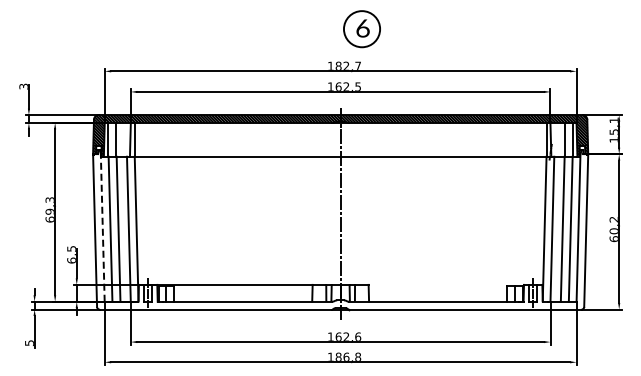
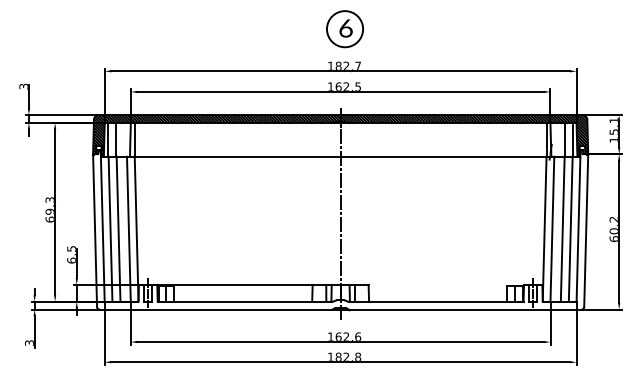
part position: (361, 29) -> (344, 29) (344, 29)
line: dashed -> solid (102, 227)
text: 5 -> 3 (29, 342)
text: 186,8 -> 182,8 (346, 356)
